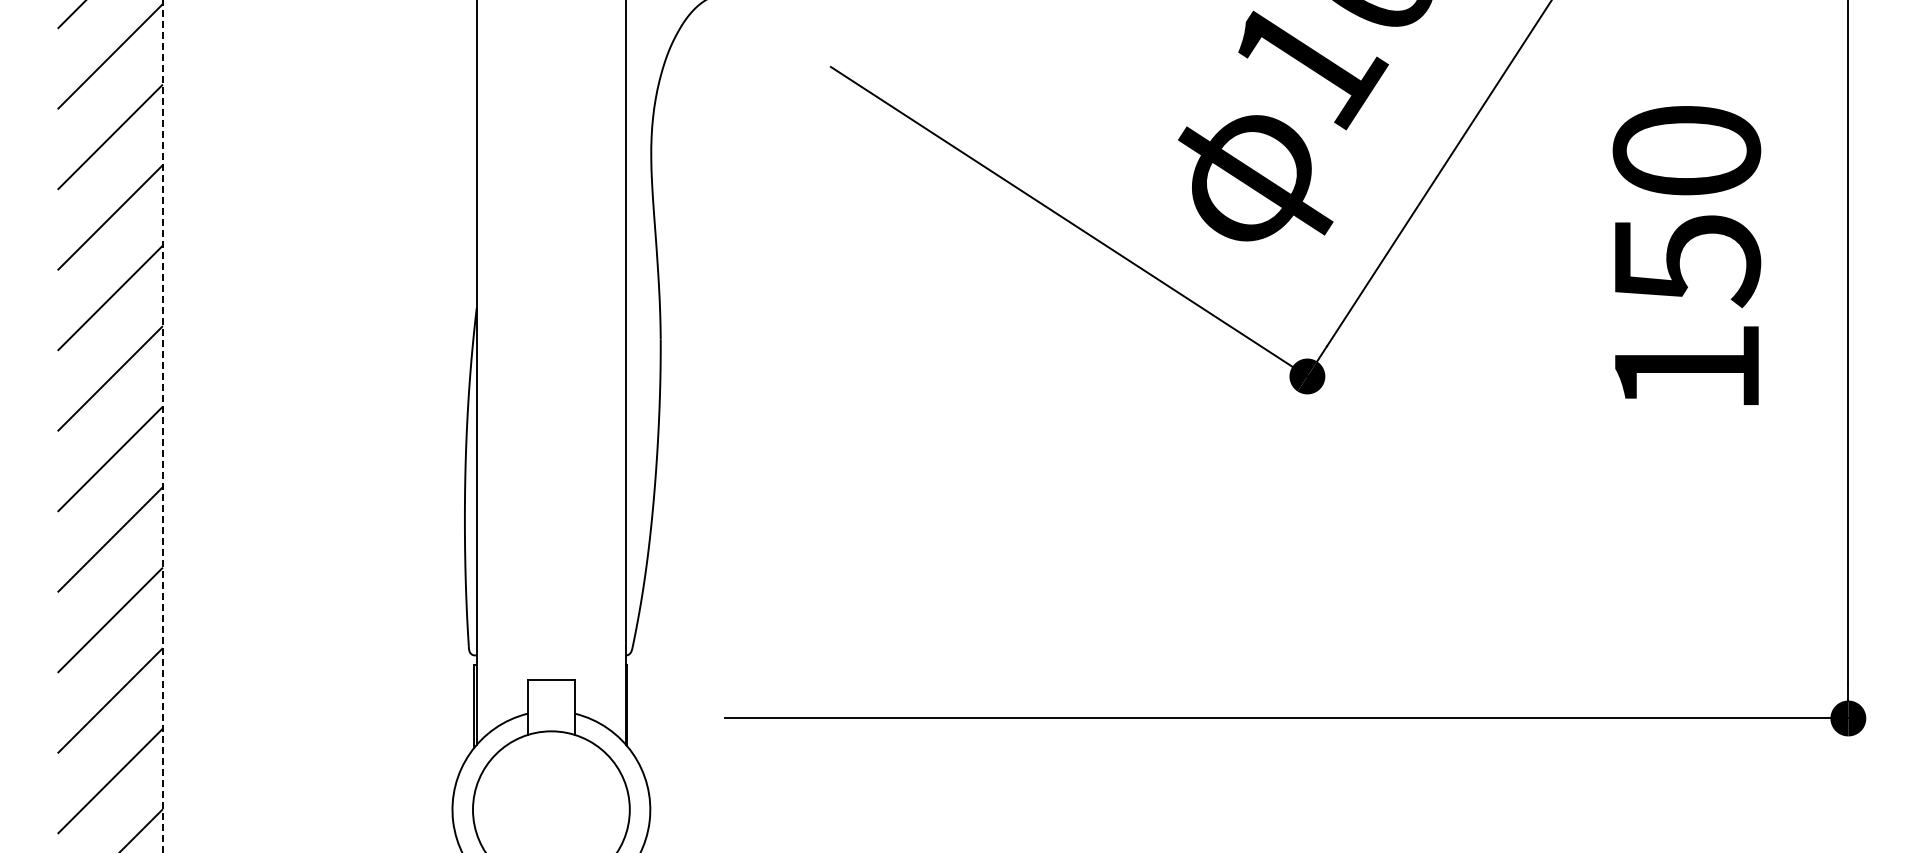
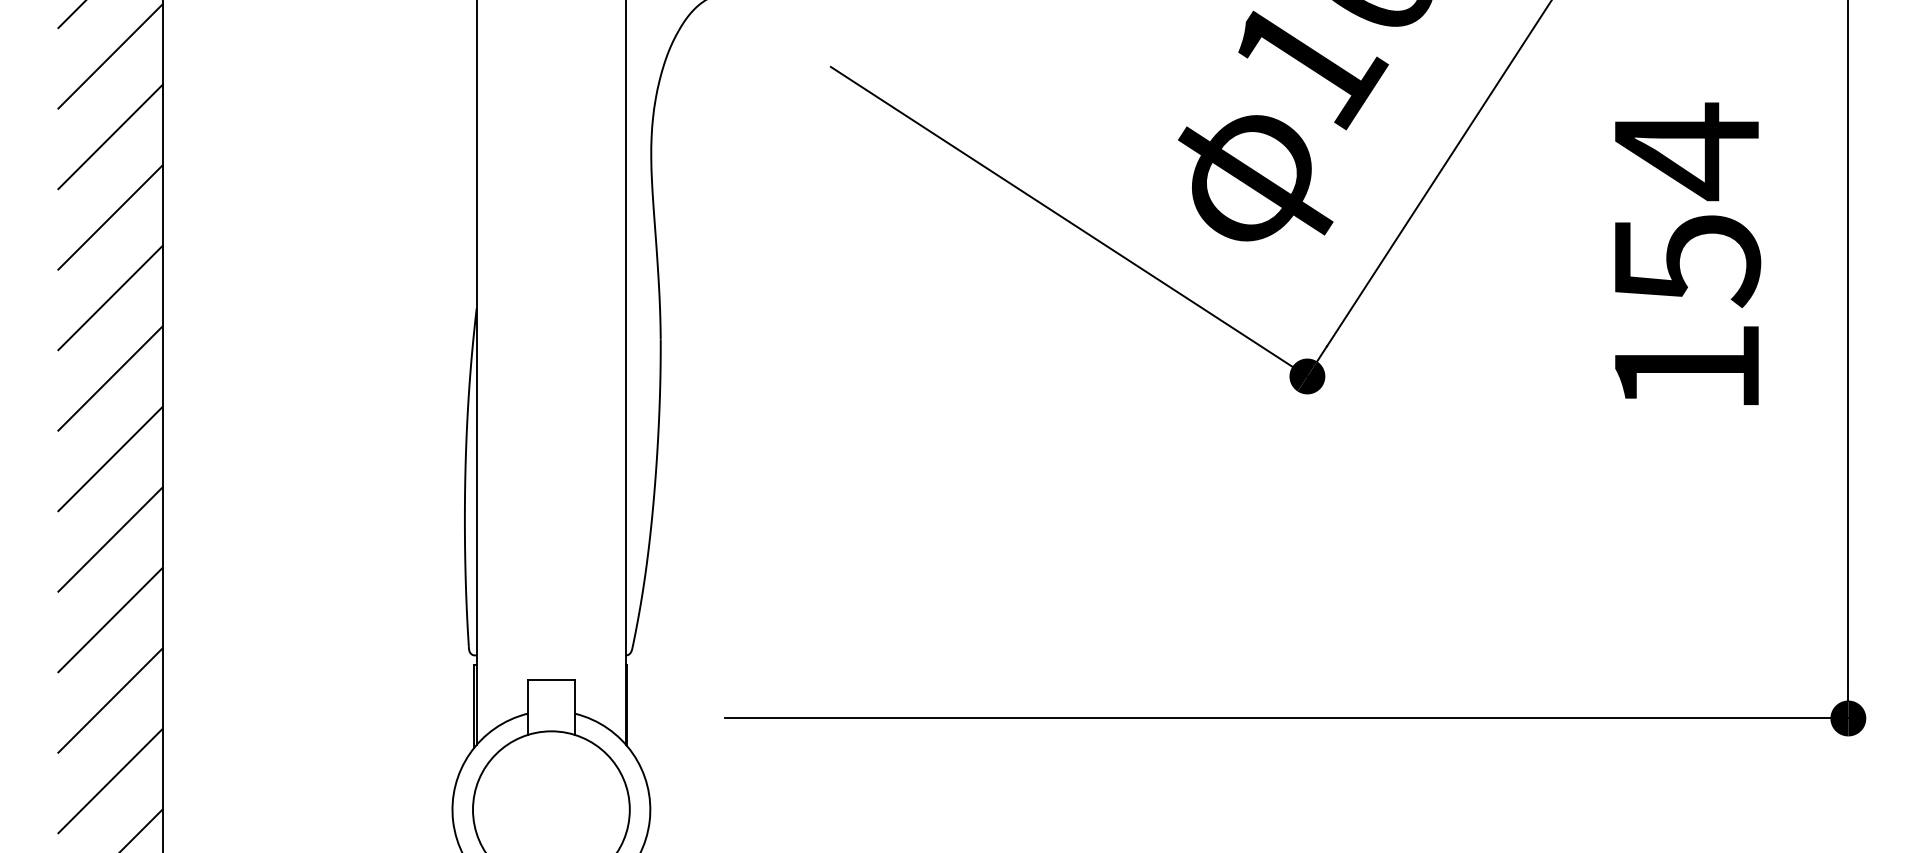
text: 150 -> 154 (1686, 151)
line: dashed -> solid (162, 426)
